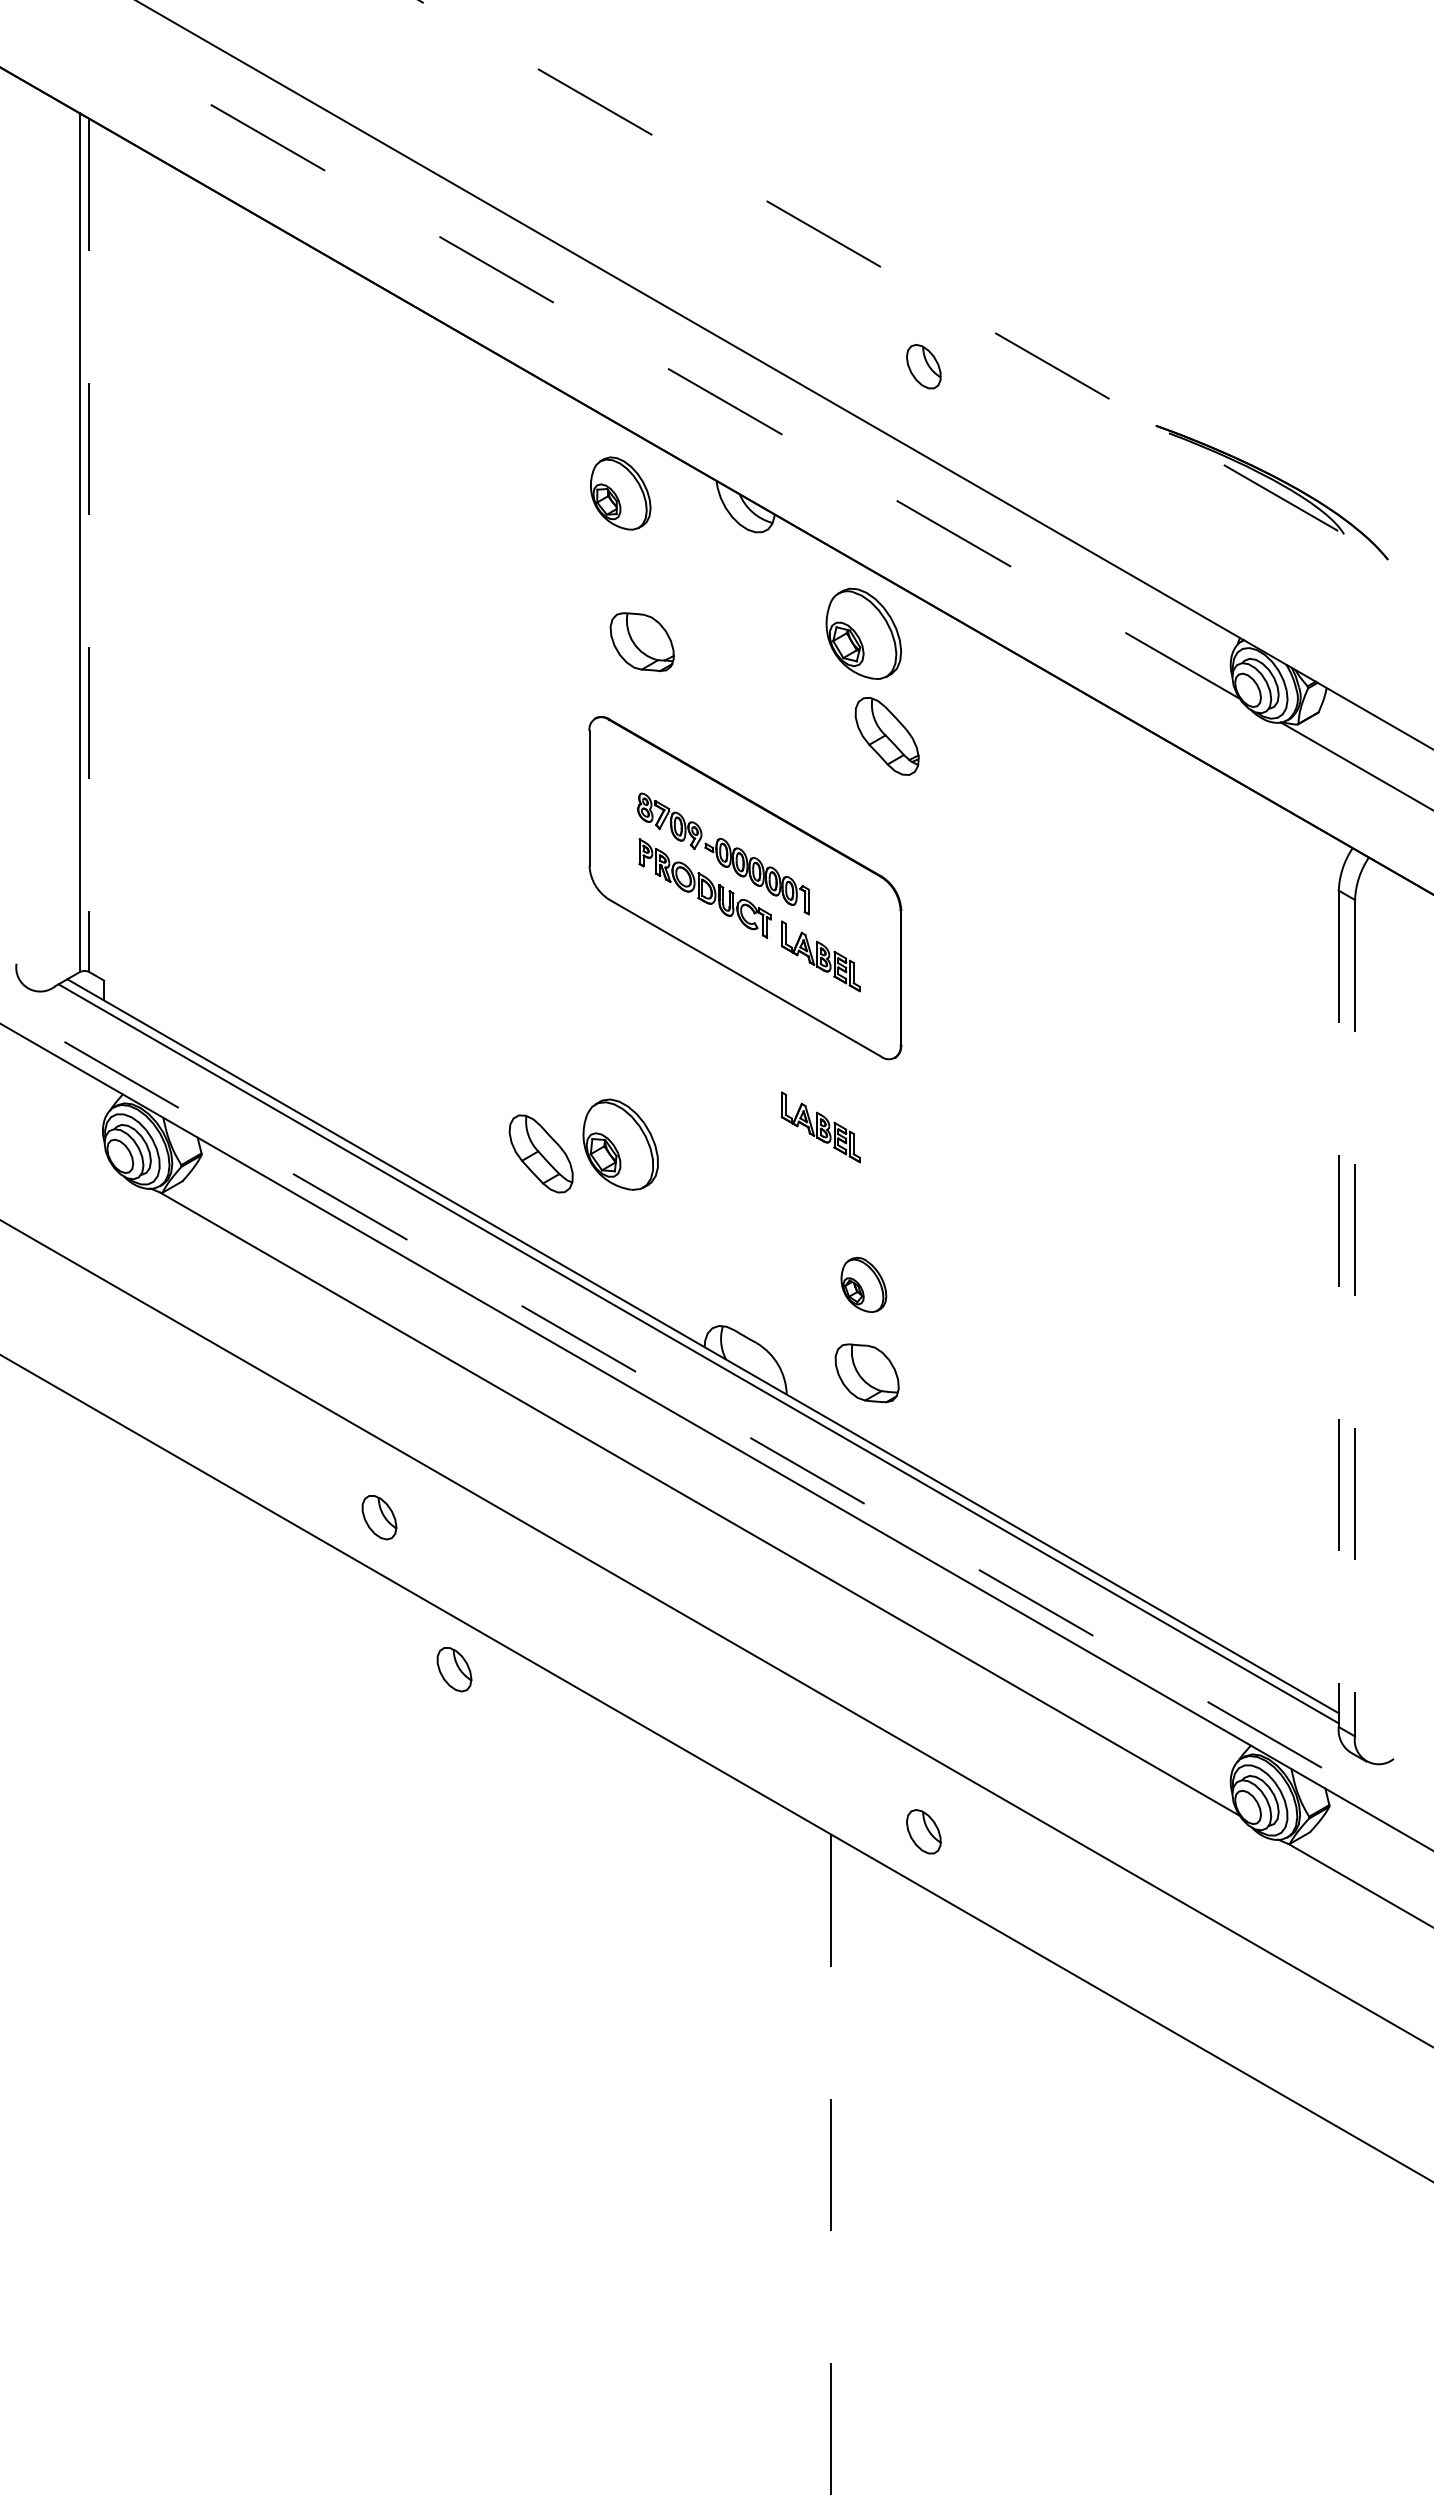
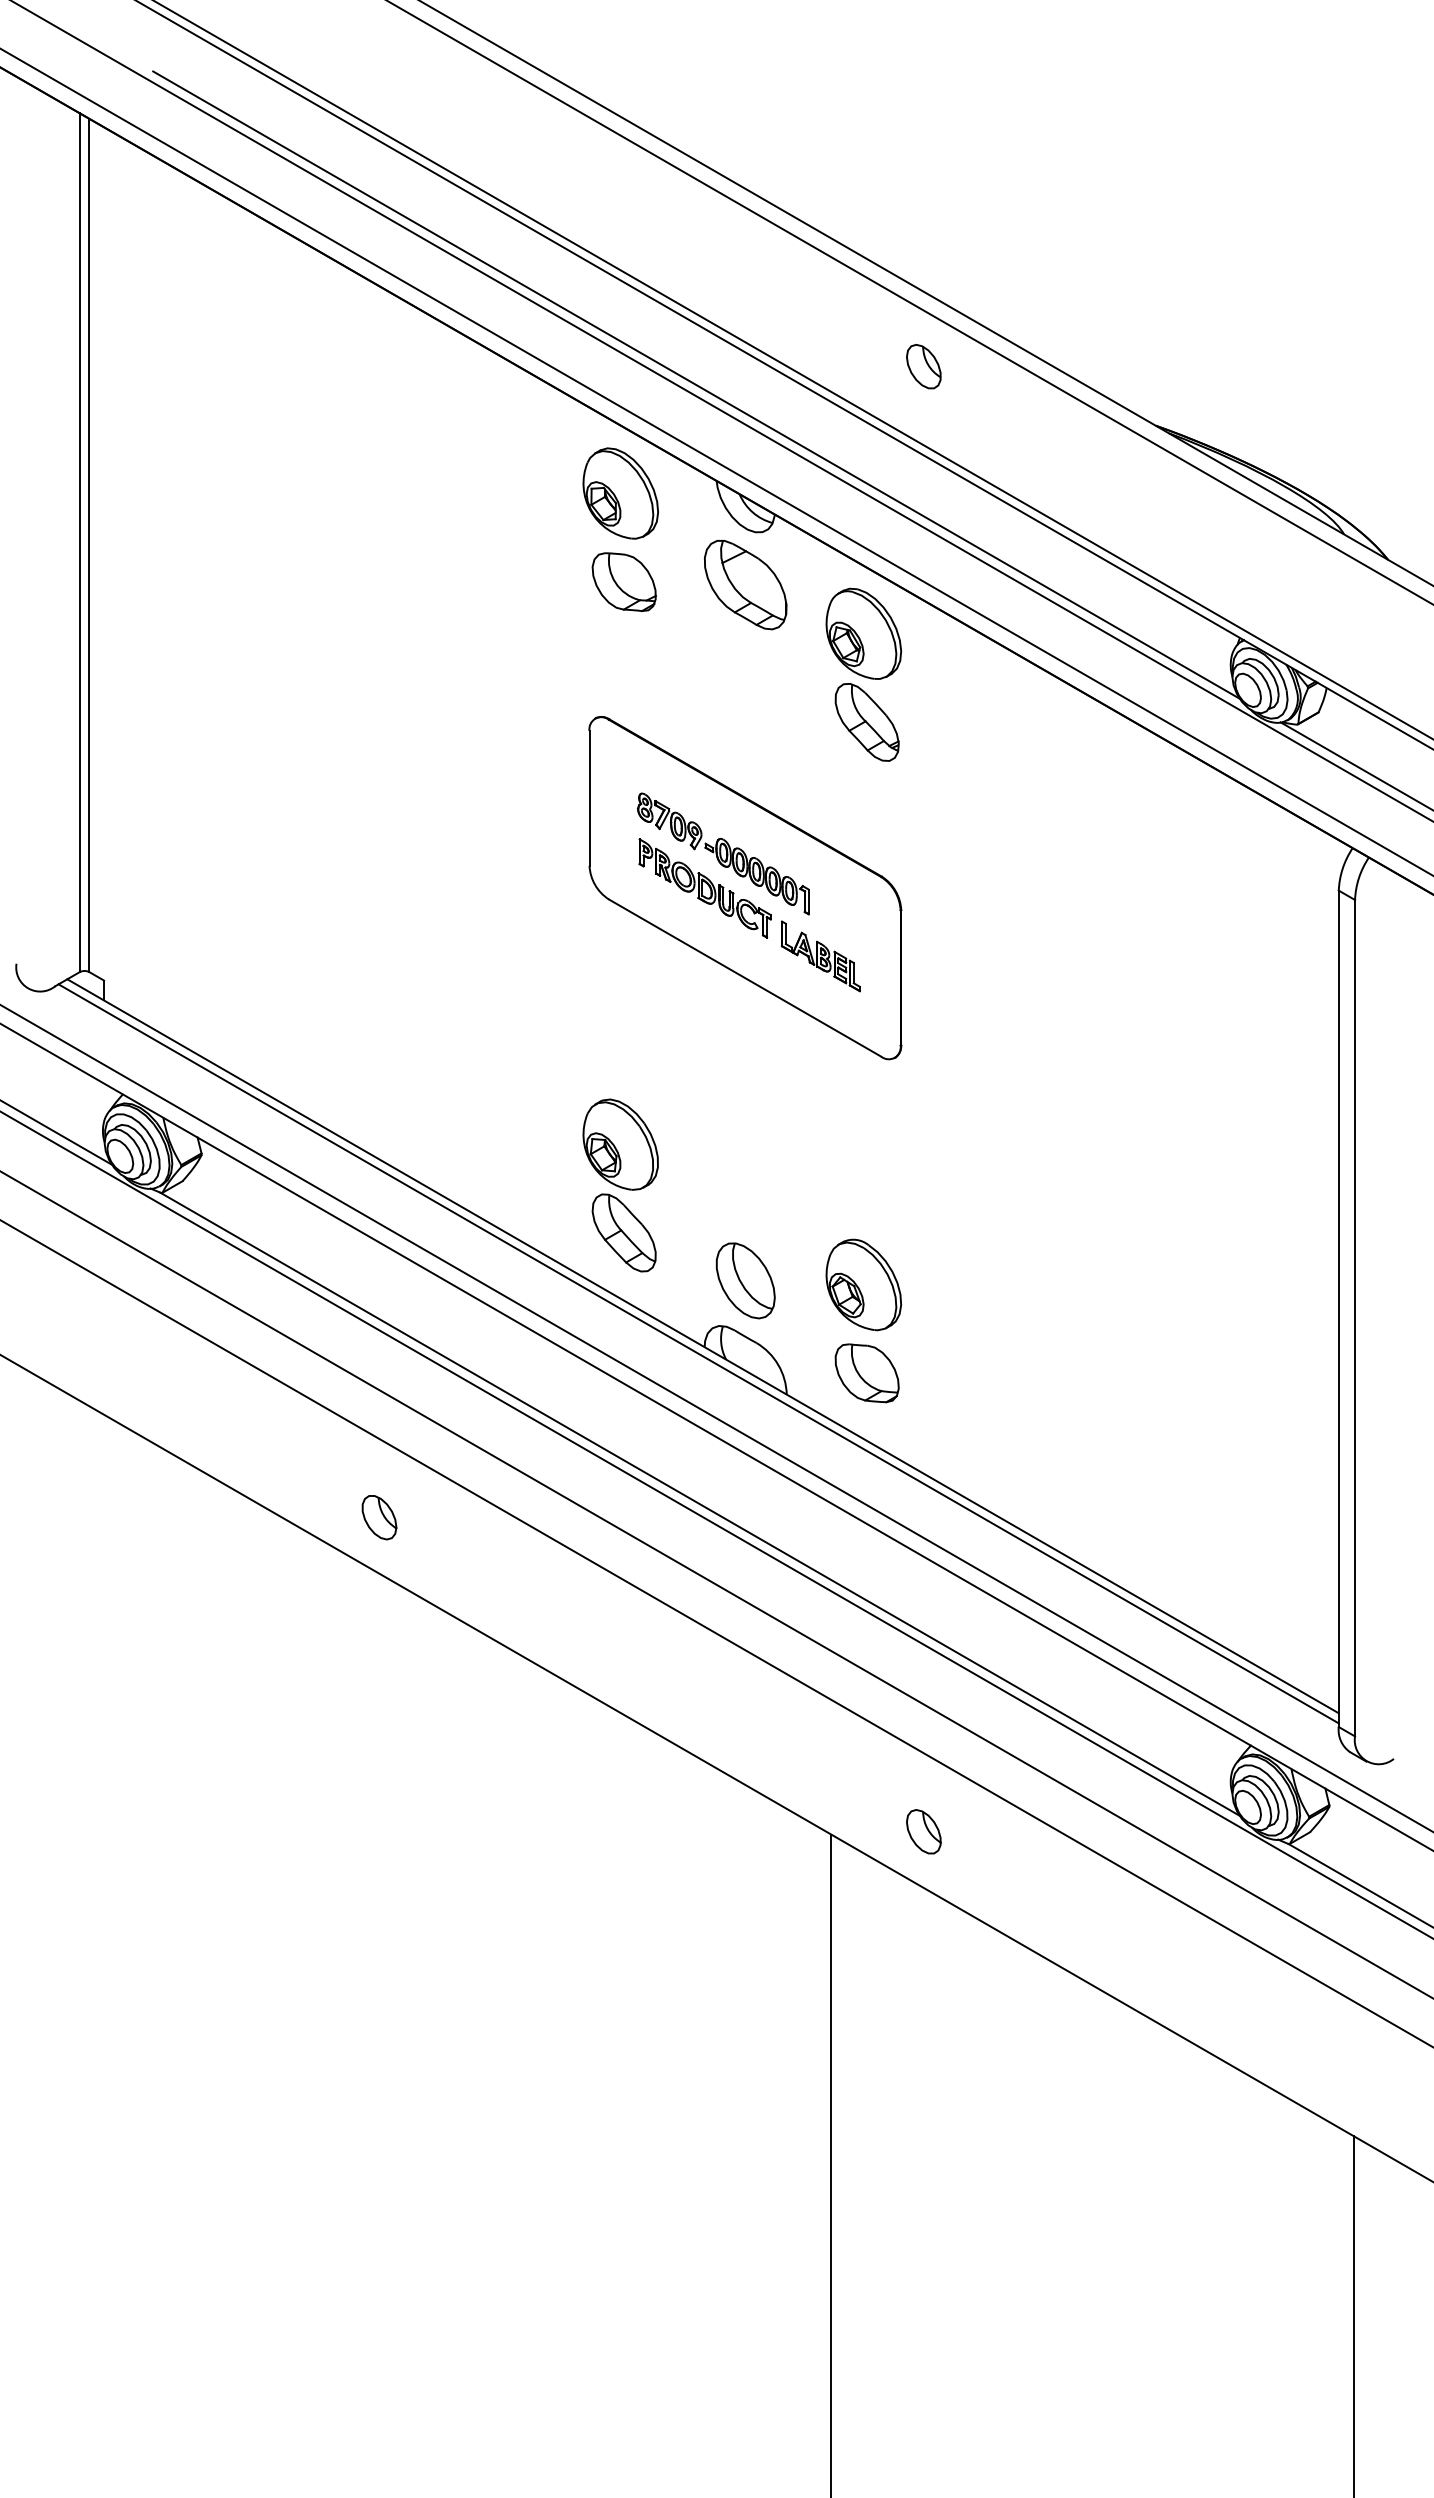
line: dashed -> solid (926, 293)
line: none -> present (909, 302)
line: none -> present (793, 369)
line: dashed -> solid (695, 384)
line: none -> present (721, 410)
line: none -> present (716, 461)
part size: 62x75 px -> 77x93 px (620, 493)
line: dashed -> solid (89, 545)
part: none -> present (745, 585)
part position: (641, 642) -> (623, 582) (623, 582)
part position: (886, 736) -> (866, 722) (866, 722)
part: present -> none (820, 1127)
line: none -> present (56, 1132)
part position: (540, 1153) -> (623, 1232) (623, 1232)
part: none -> present (745, 1280)
part size: 48x57 px -> 78x94 px (863, 1284)
line: dashed -> solid (1338, 1309)
line: dashed -> solid (1355, 1318)
line: dashed -> solid (717, 1418)
line: none -> present (716, 1524)
line: none -> present (716, 1584)
part: present -> none (454, 1669)
line: dashed -> solid (831, 2166)
line: none -> present (1353, 2315)
